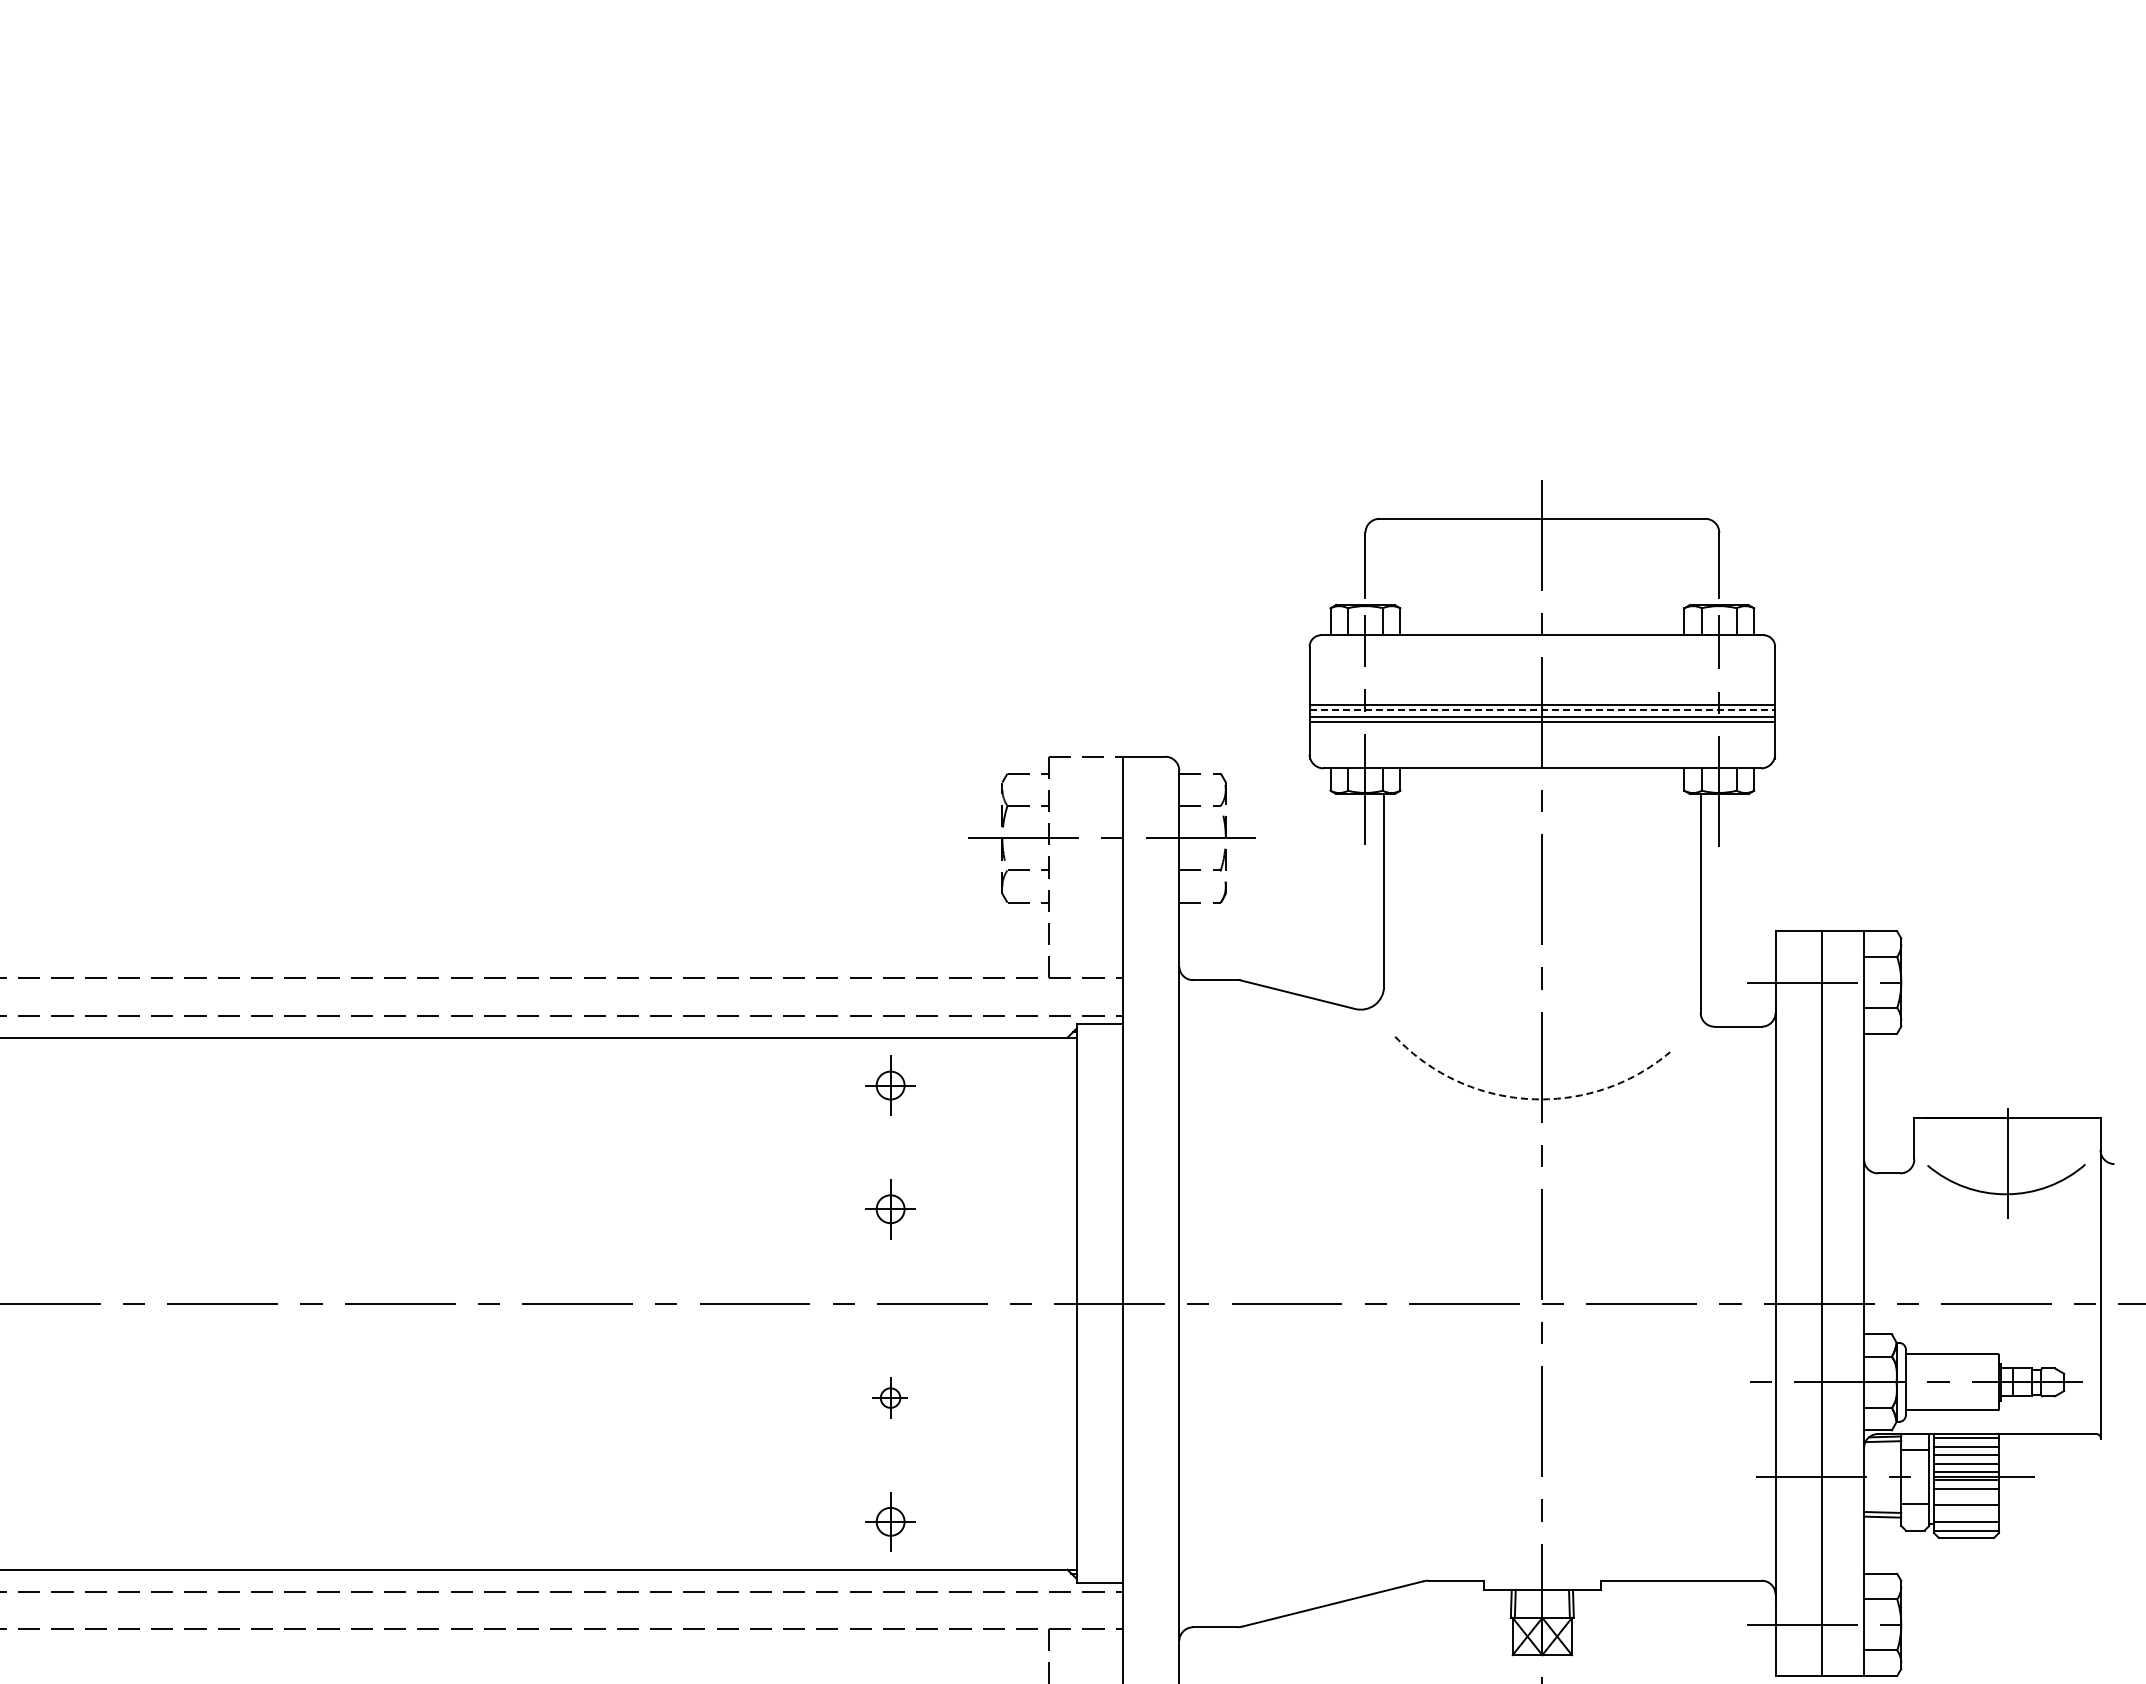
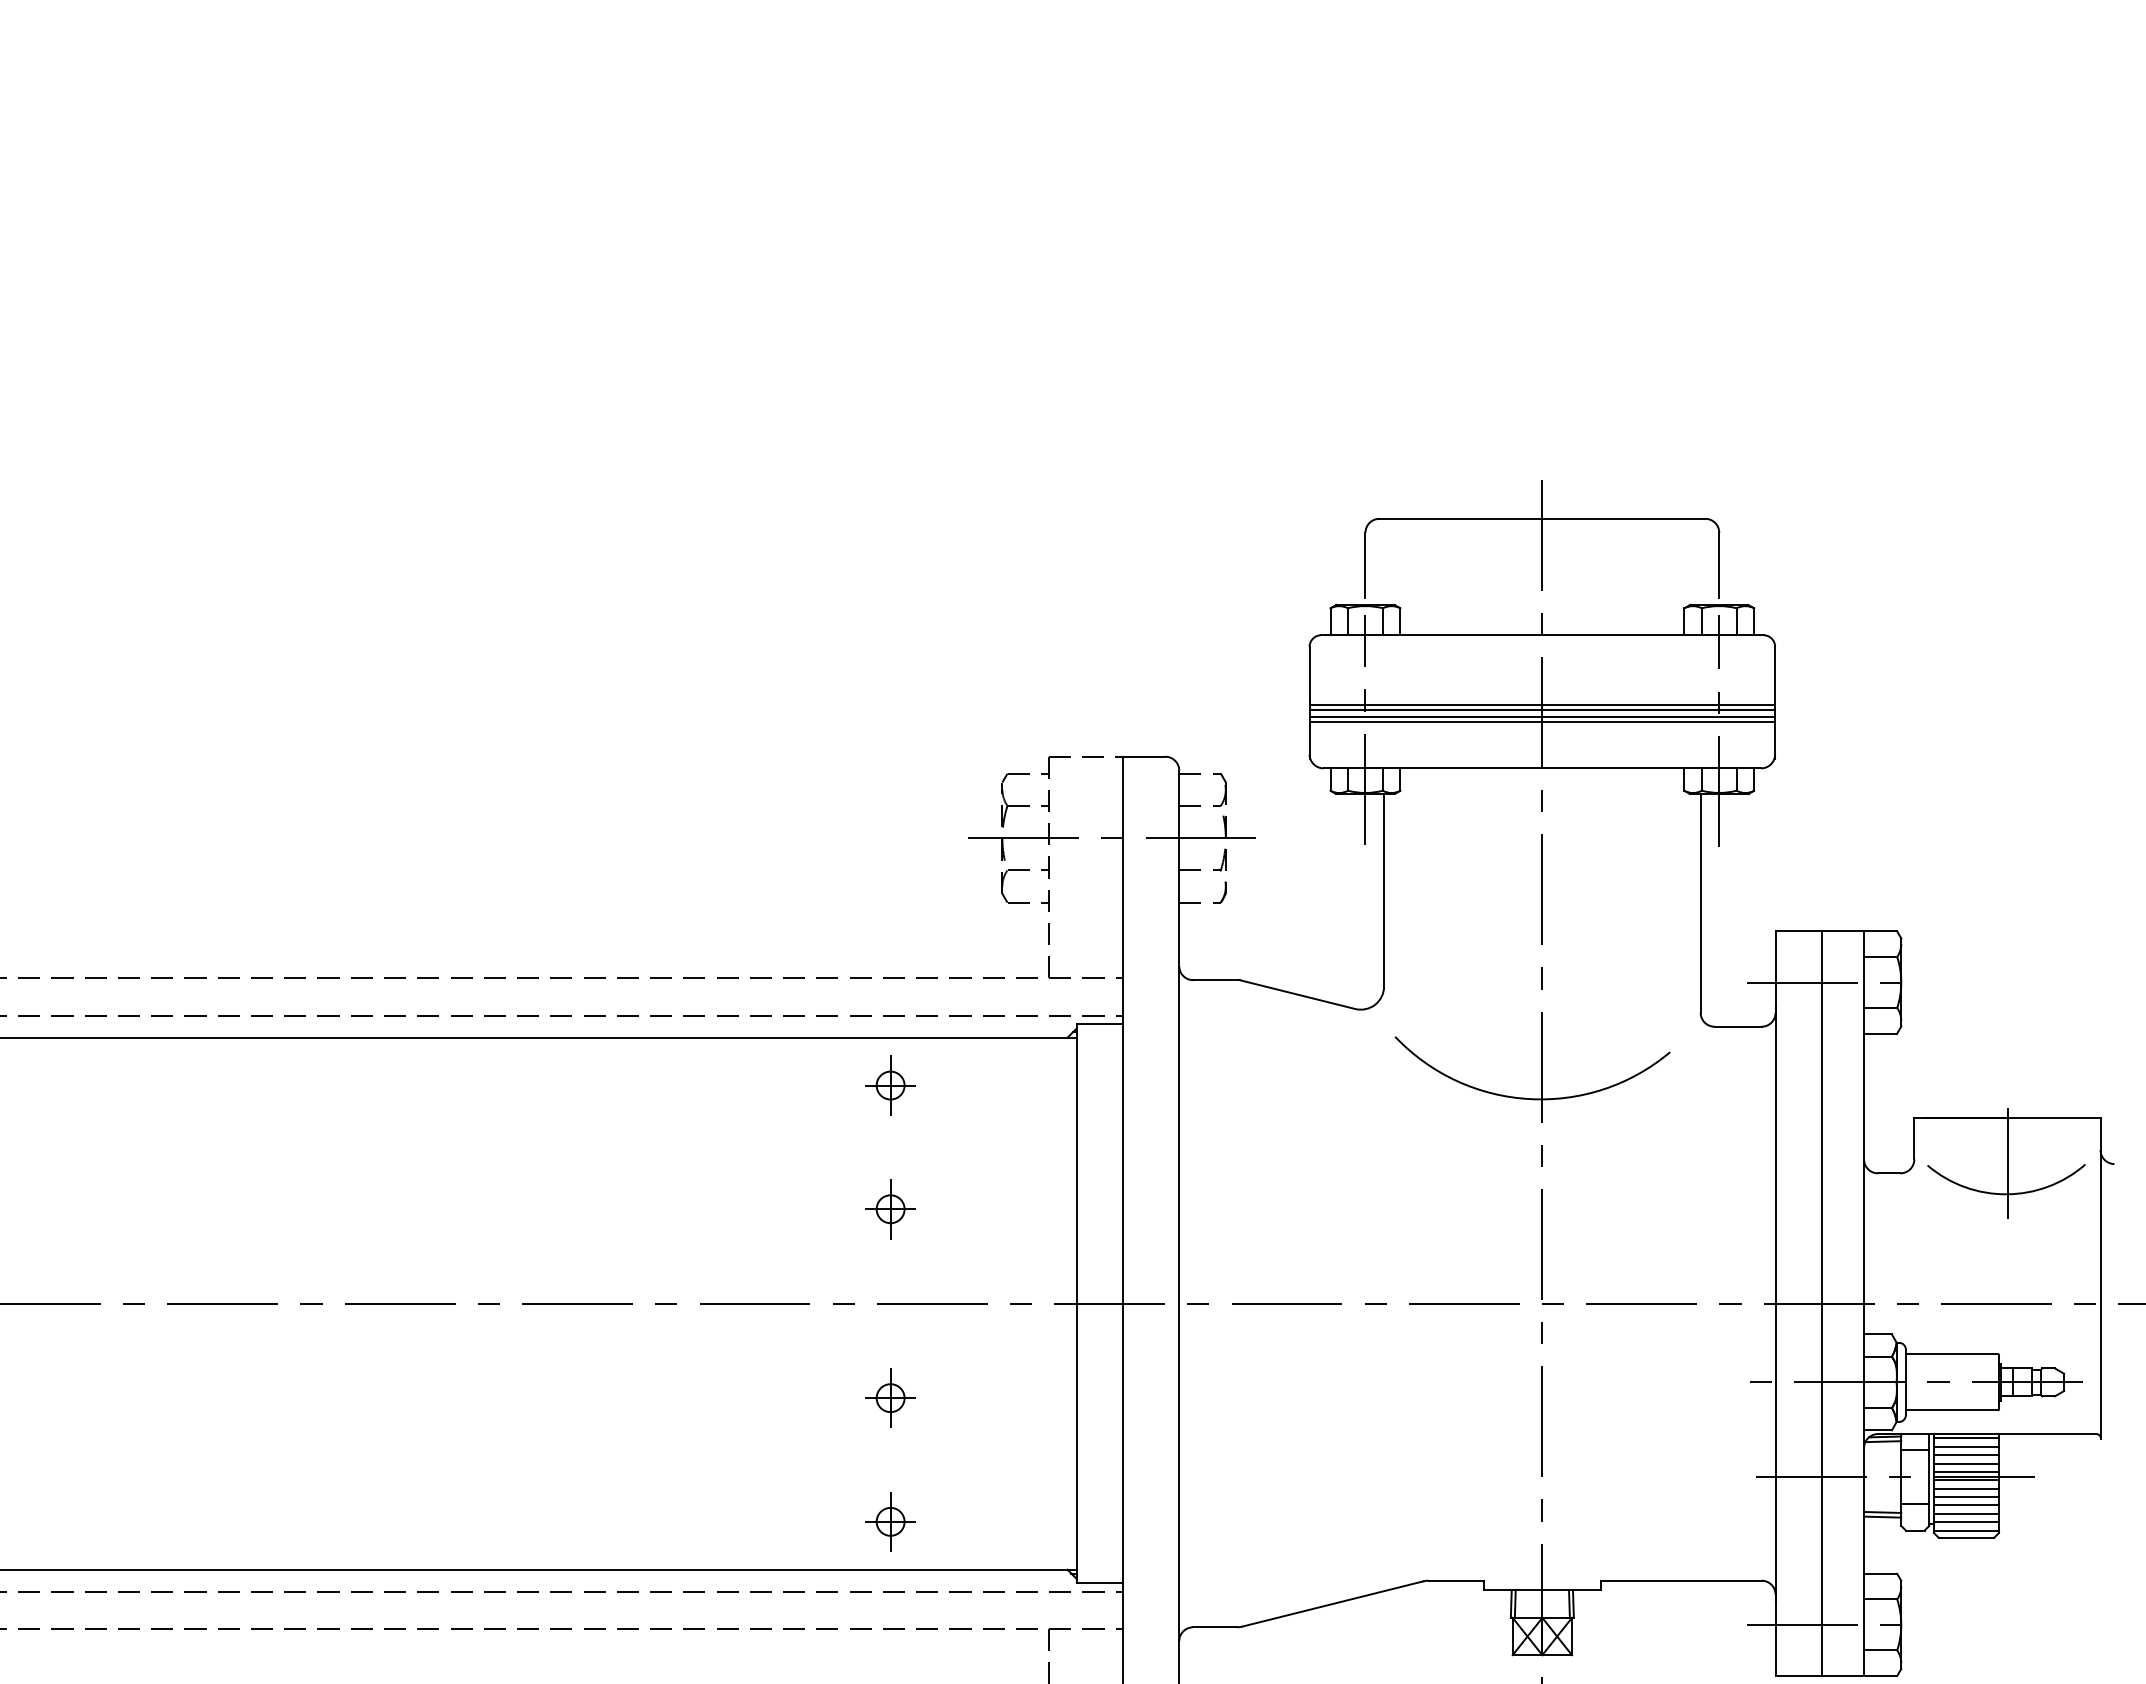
line: dashed -> solid (1542, 709)
arc: dashed -> solid (1529, 1099)
part size: 36x42 px -> 51x60 px (890, 1397)
line: none -> present (1966, 1497)
line: none -> present (1966, 1513)
